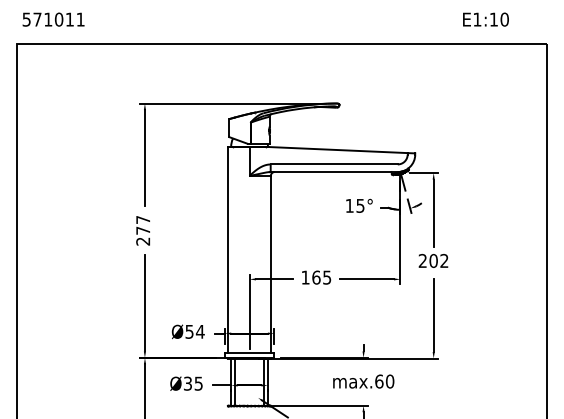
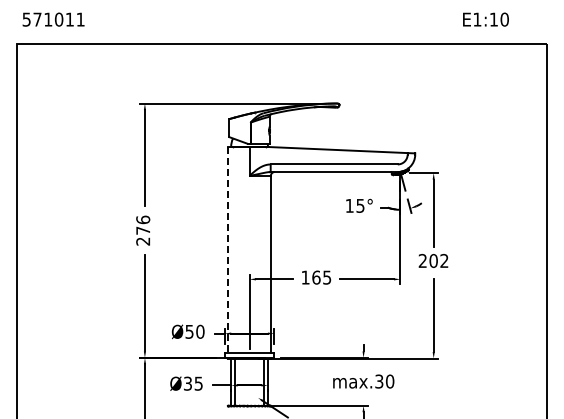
text: 277 -> 276 (143, 219)
line: solid -> dashed (228, 250)
text: Ø54 -> Ø50 (199, 331)
text: max.60 -> max.30 (379, 381)
